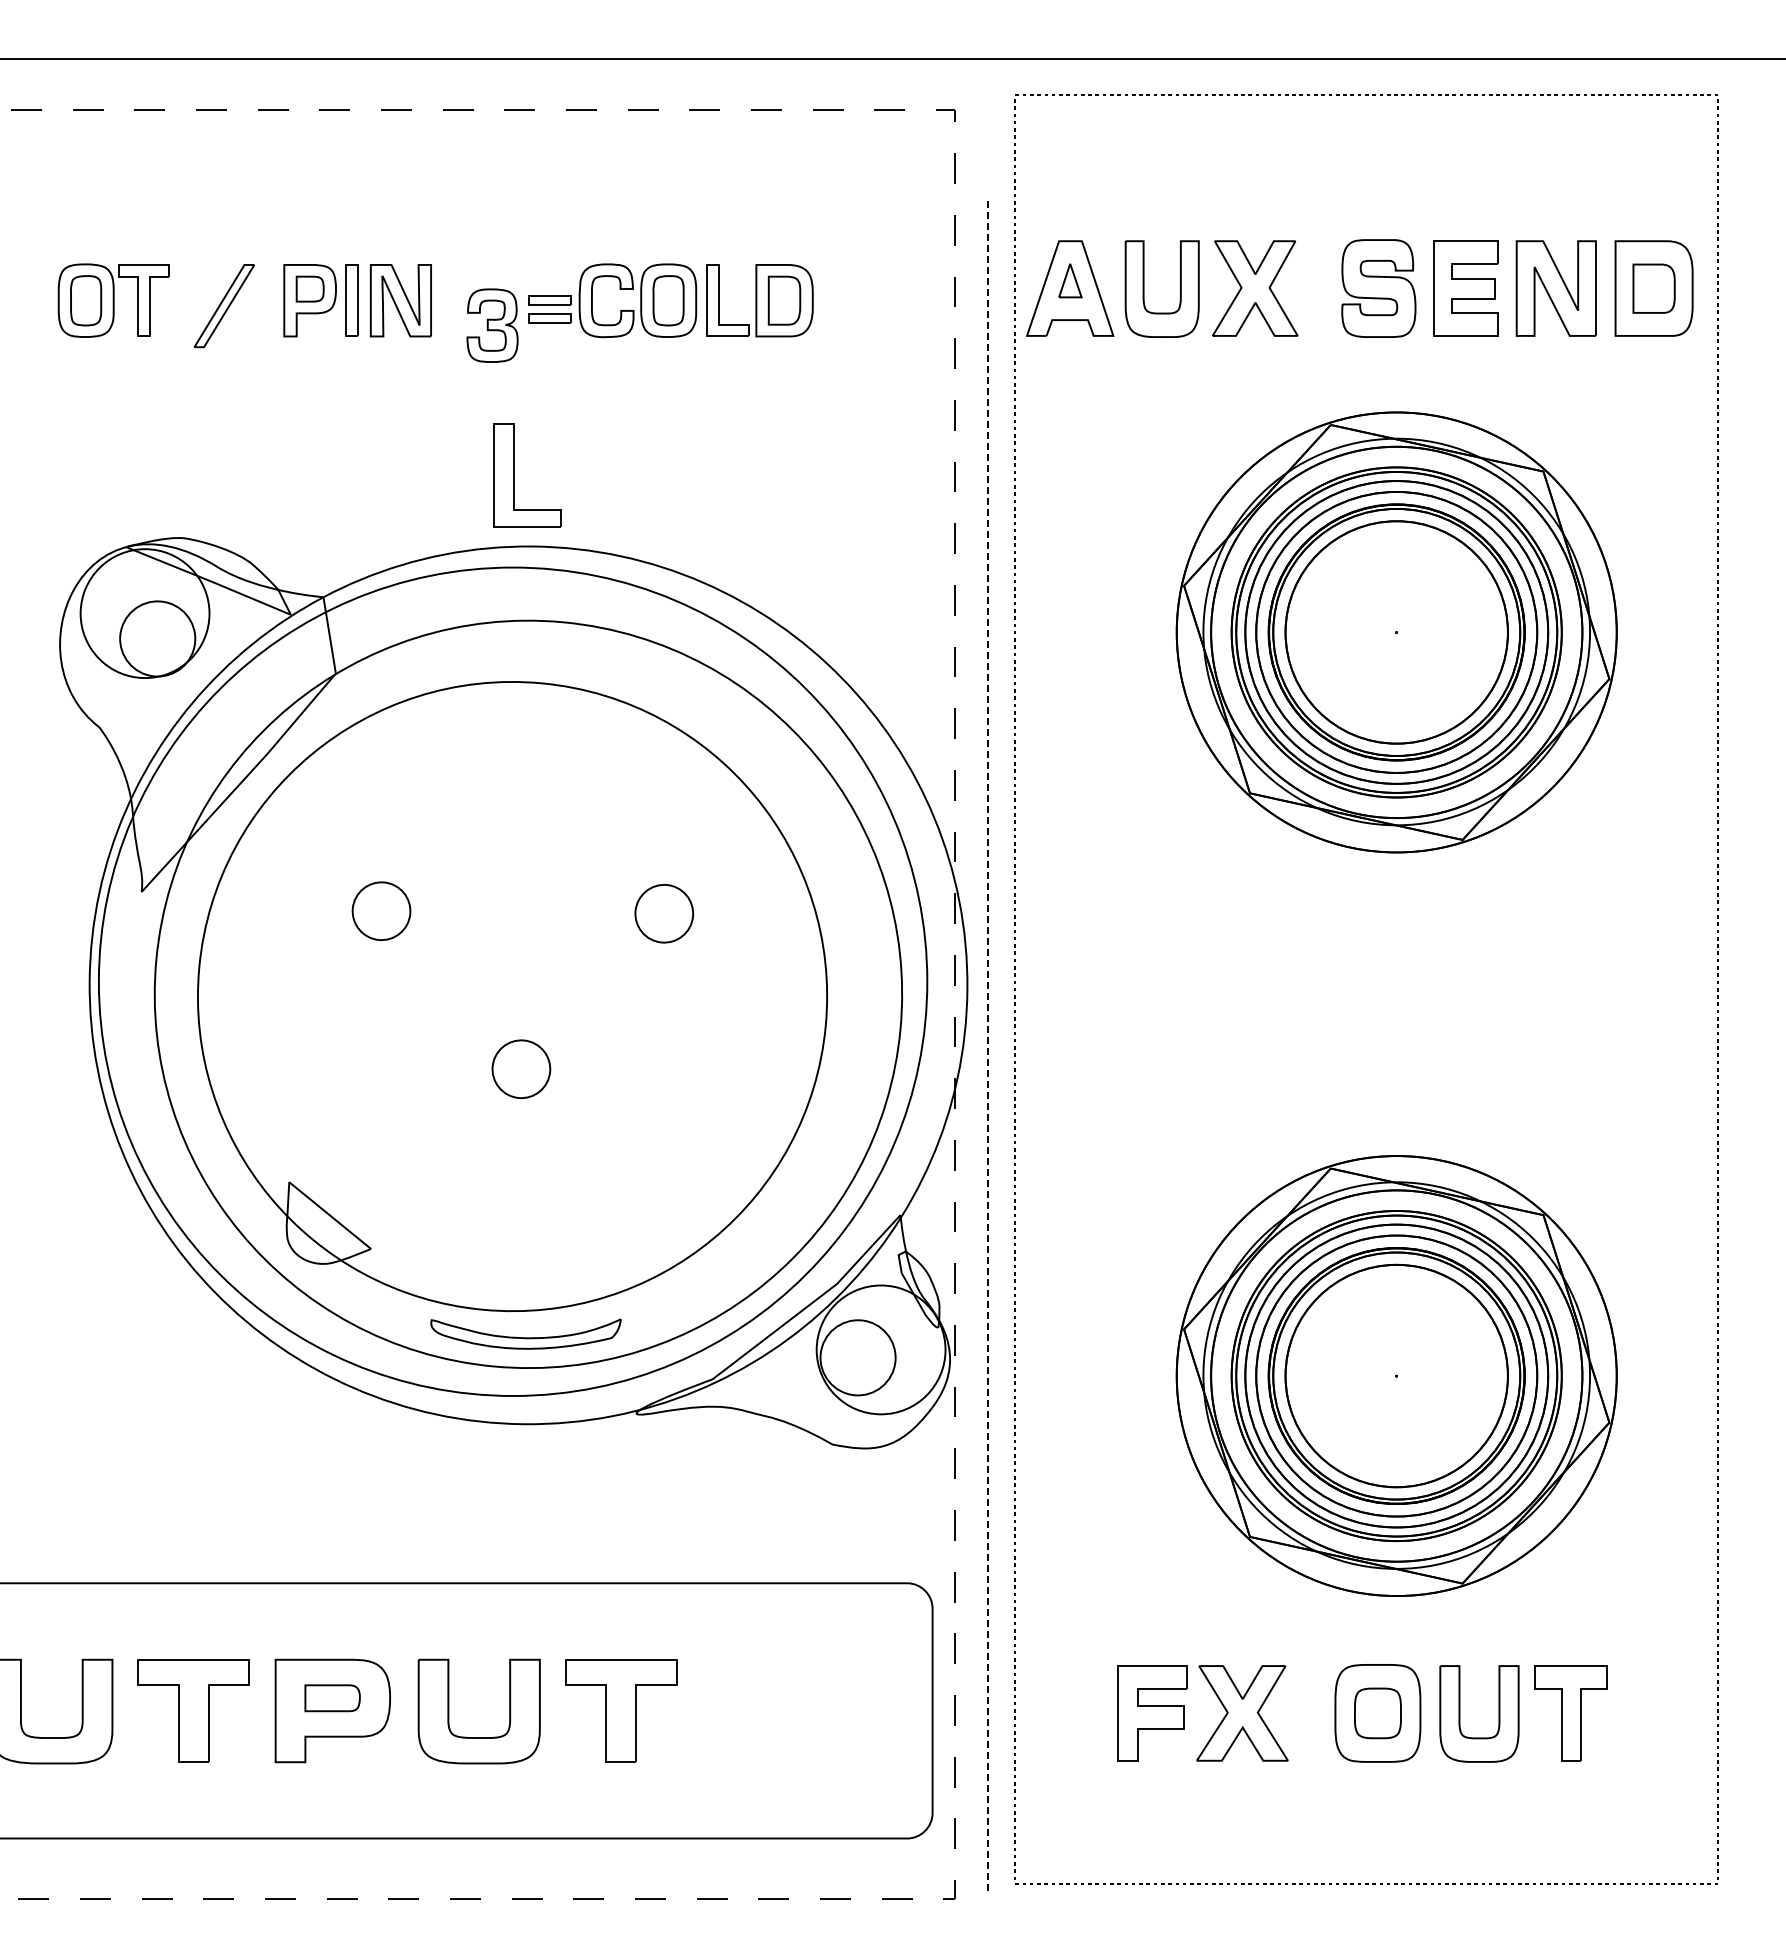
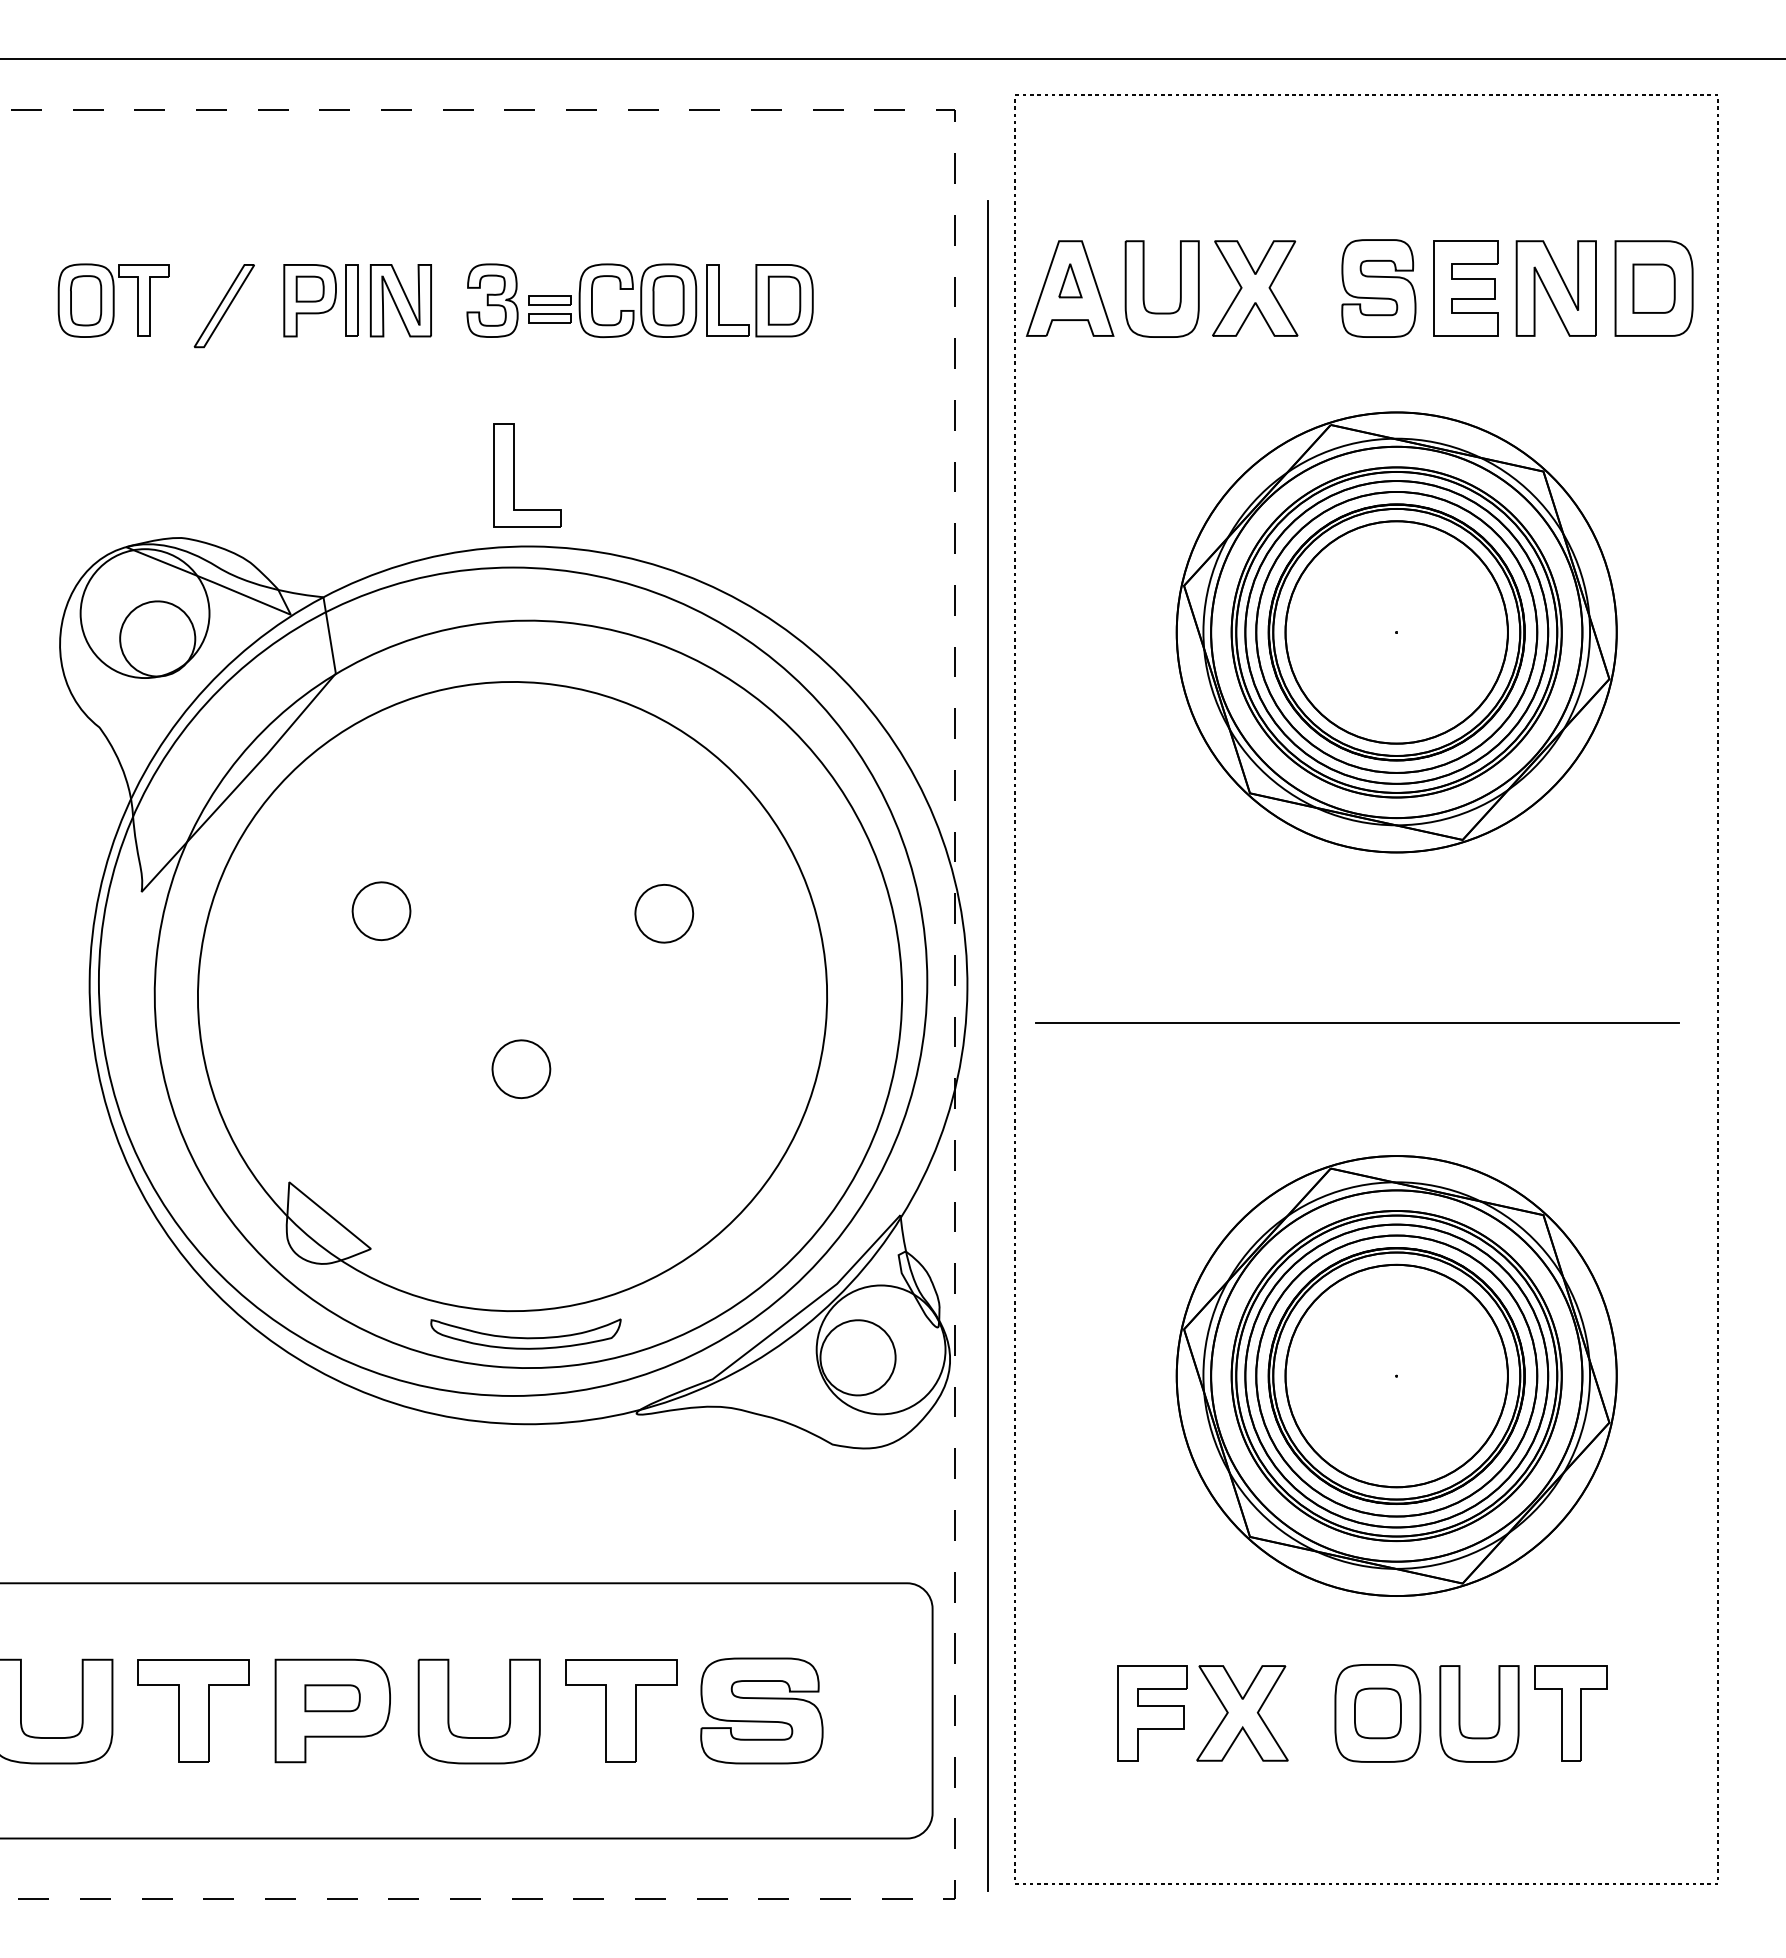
part position: (492, 325) -> (492, 300) (492, 300)
line: none -> present (1357, 1023)
line: dashed -> solid (988, 1046)
part: none -> present (761, 1710)
